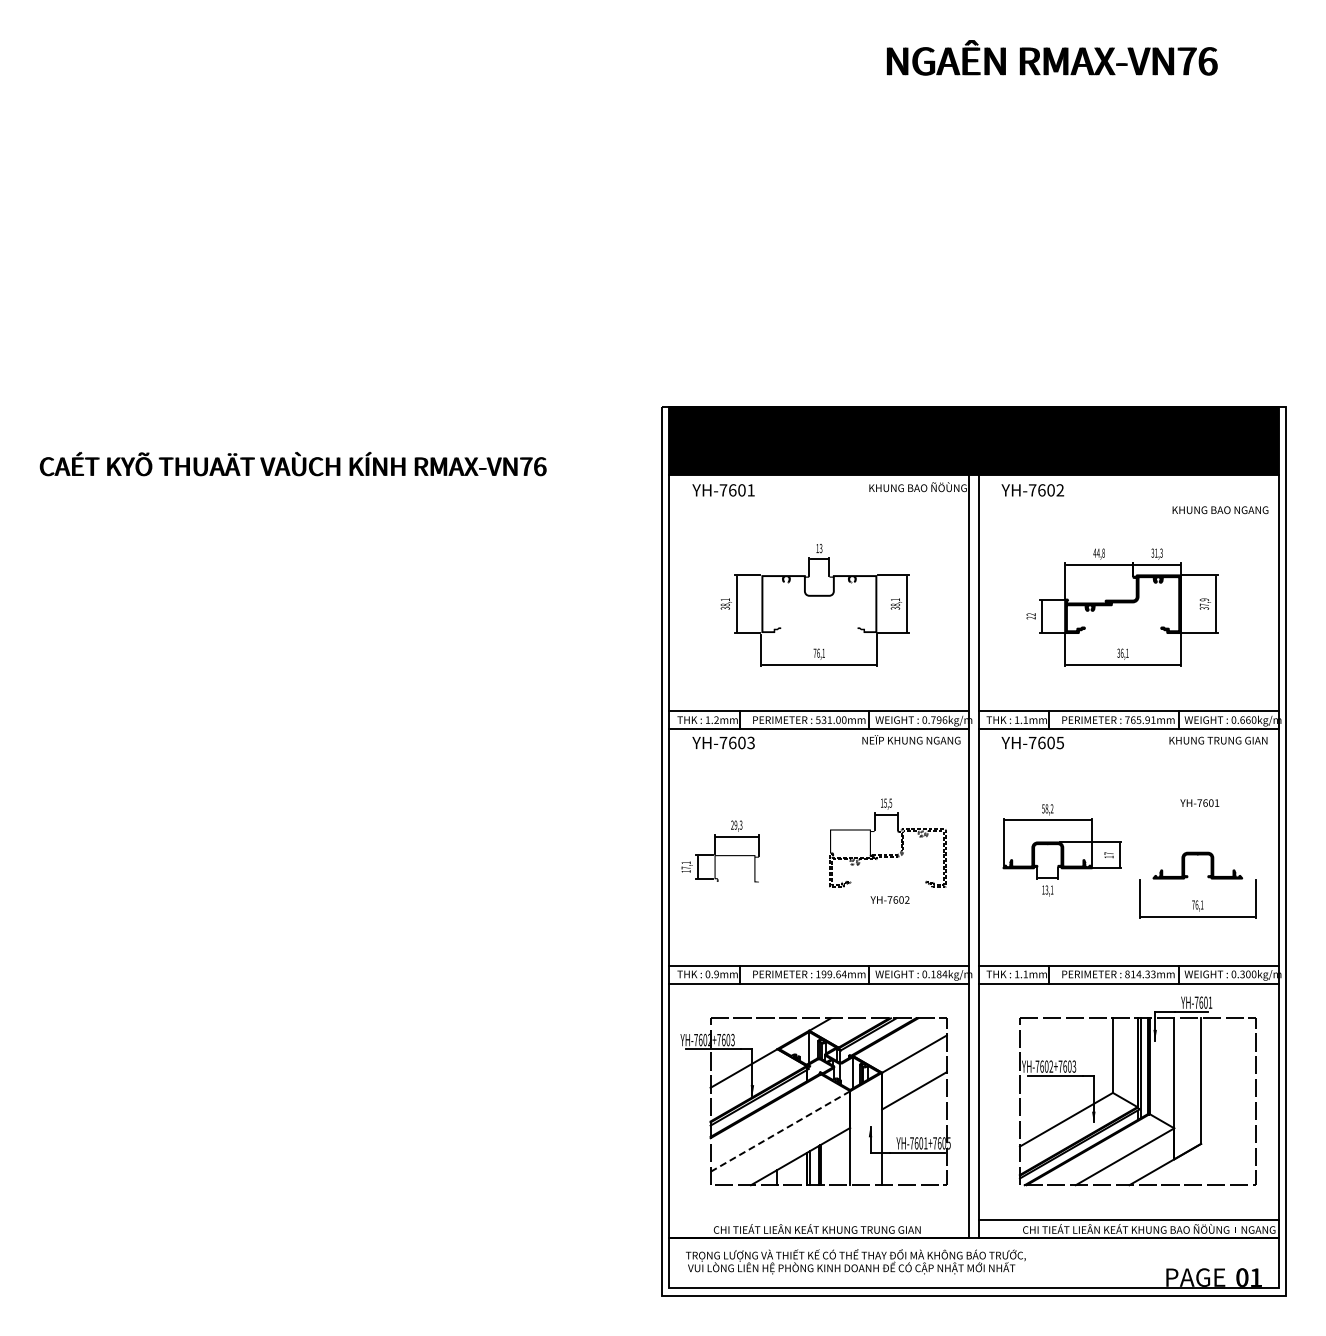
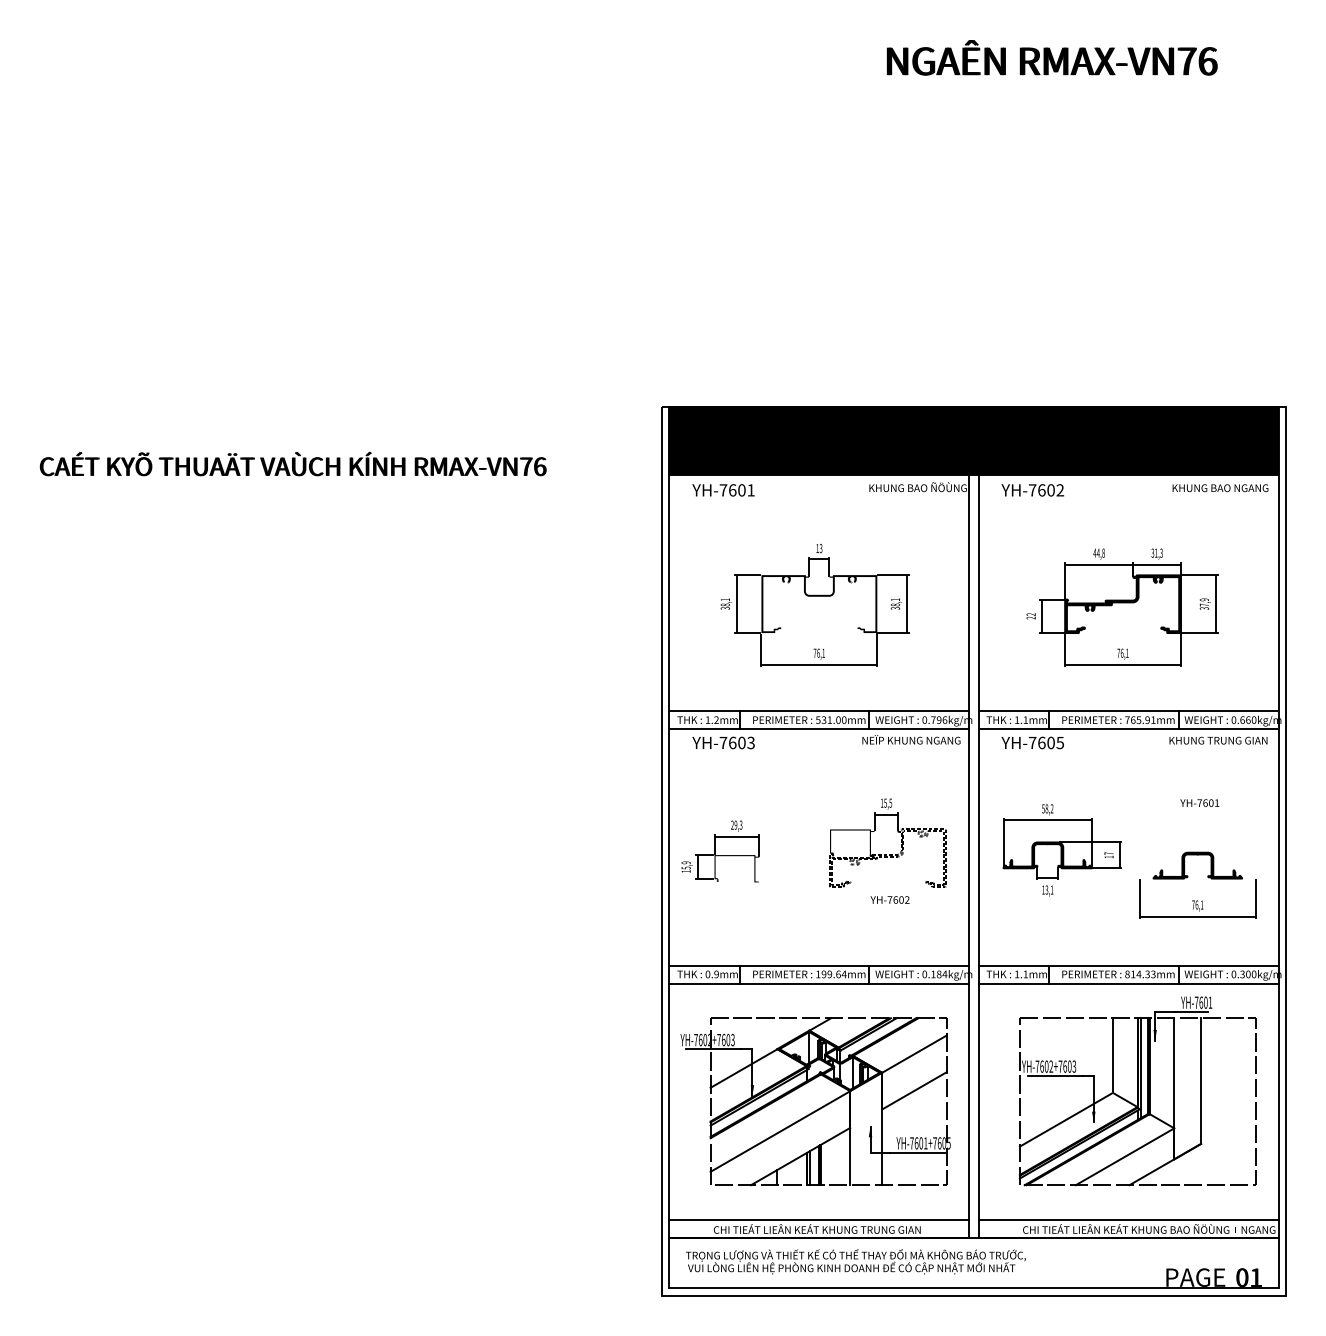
text position: (1220, 510) -> (1220, 488) (1220, 488)
text: 36,1 -> 76,1 (1118, 652)
text: 17,1 -> 15,9 (685, 865)
line: dashed -> solid (780, 1131)
line: none -> present (819, 1219)
